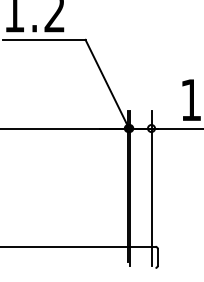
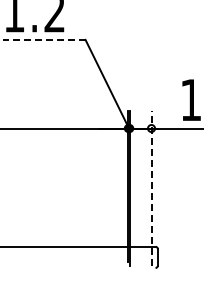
line: solid -> dashed (43, 39)
line: solid -> dashed (151, 188)
